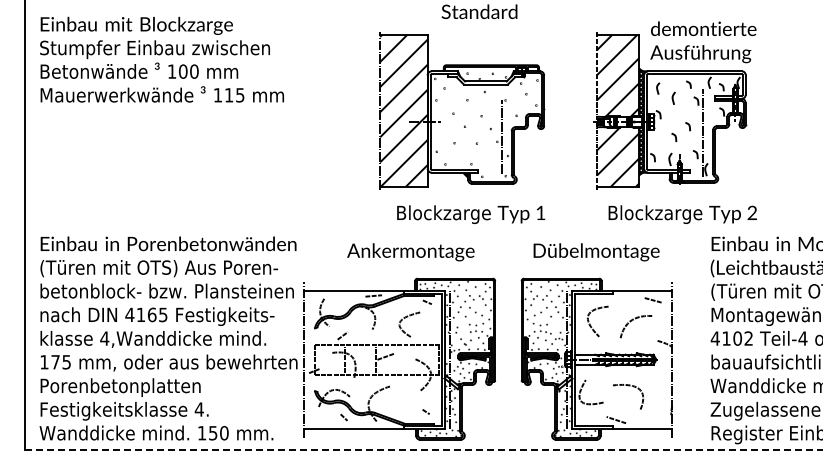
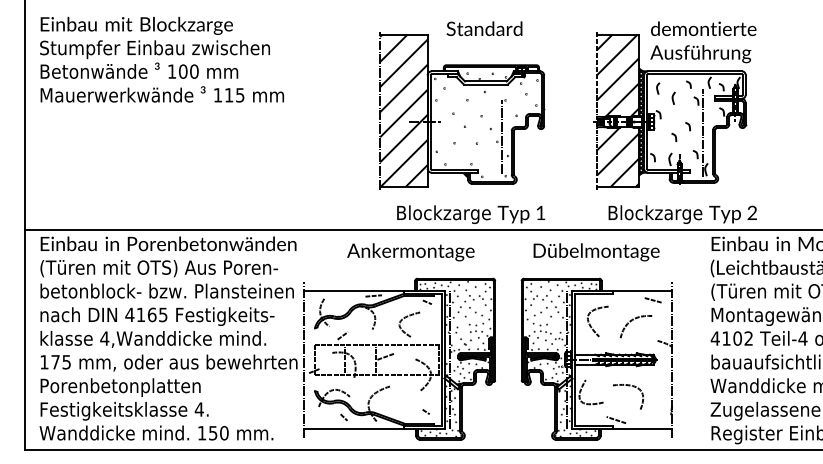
text position: (479, 11) -> (484, 28) (484, 28)
line: none -> present (421, 229)
line: dashed -> solid (423, 450)
